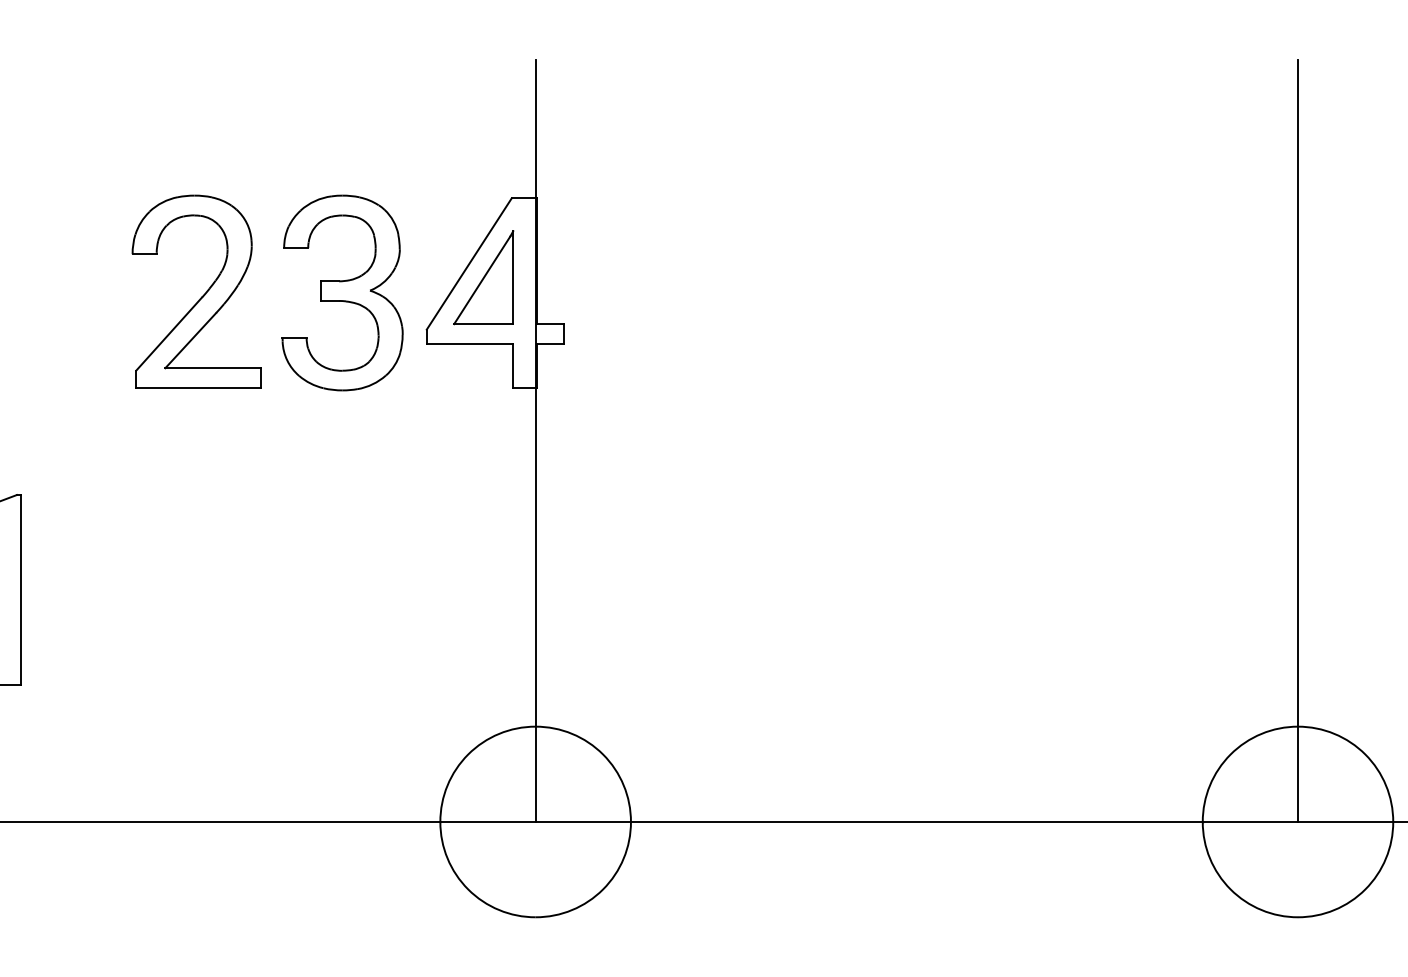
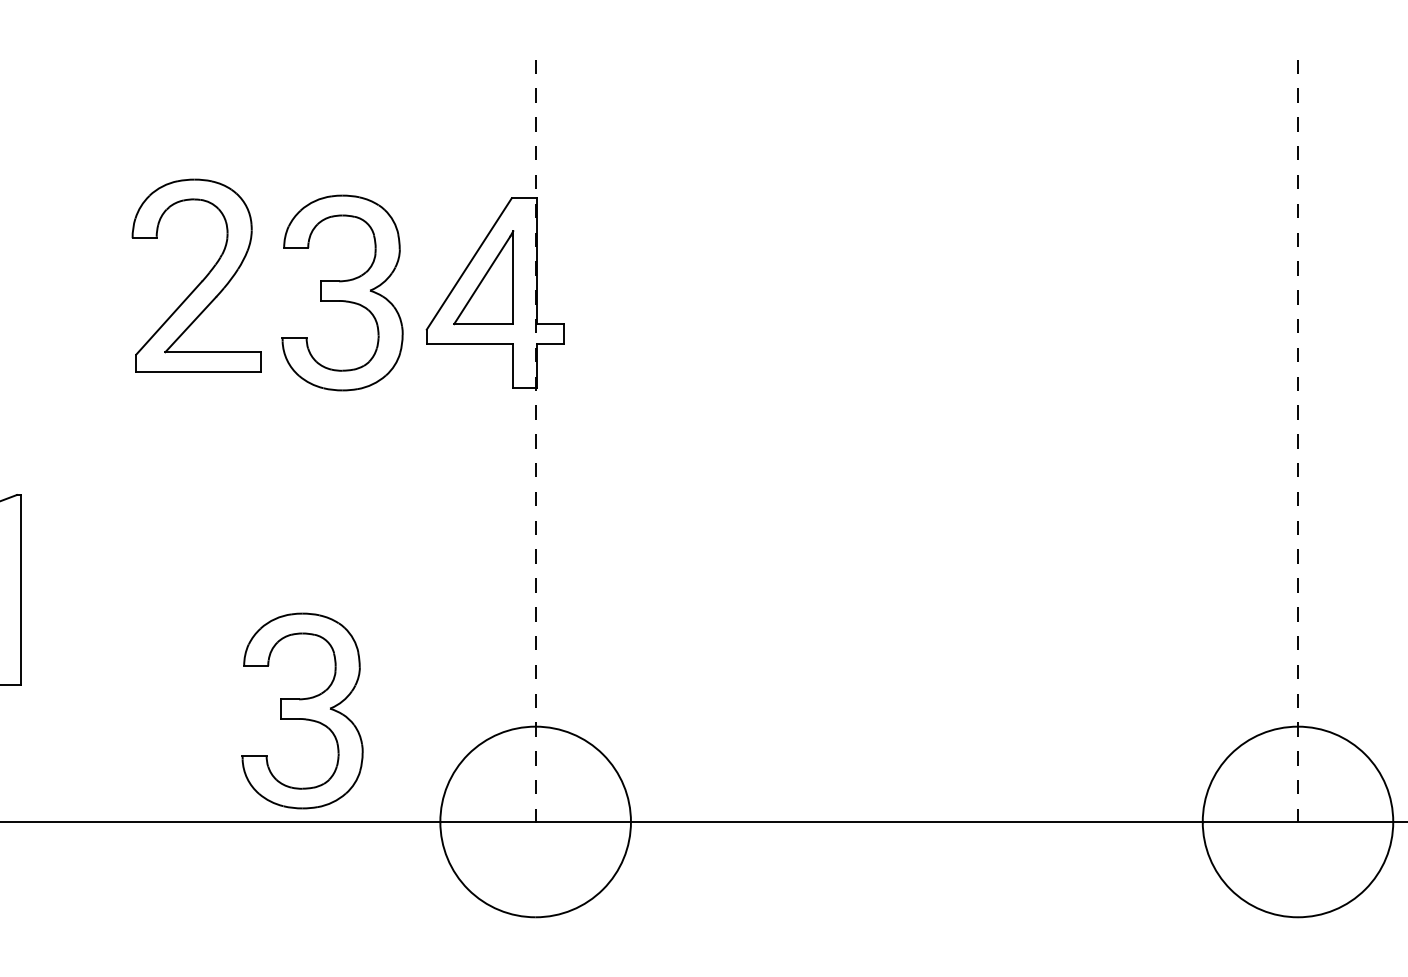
part position: (201, 296) -> (201, 280) (201, 280)
line: solid -> dashed (535, 441)
line: solid -> dashed (1298, 441)
part: none -> present (302, 710)
